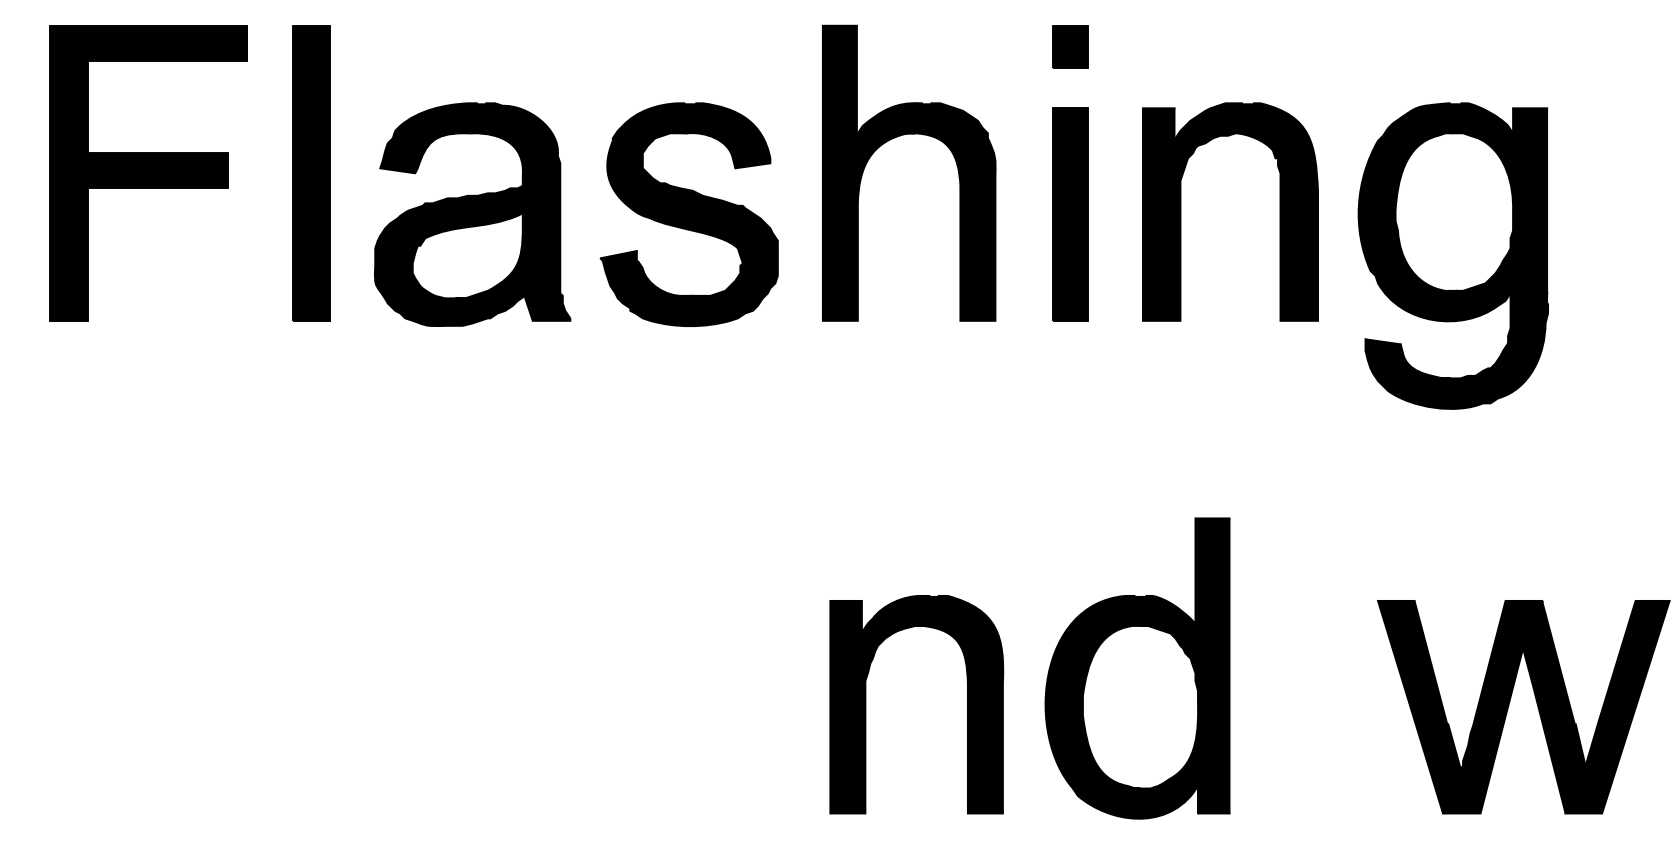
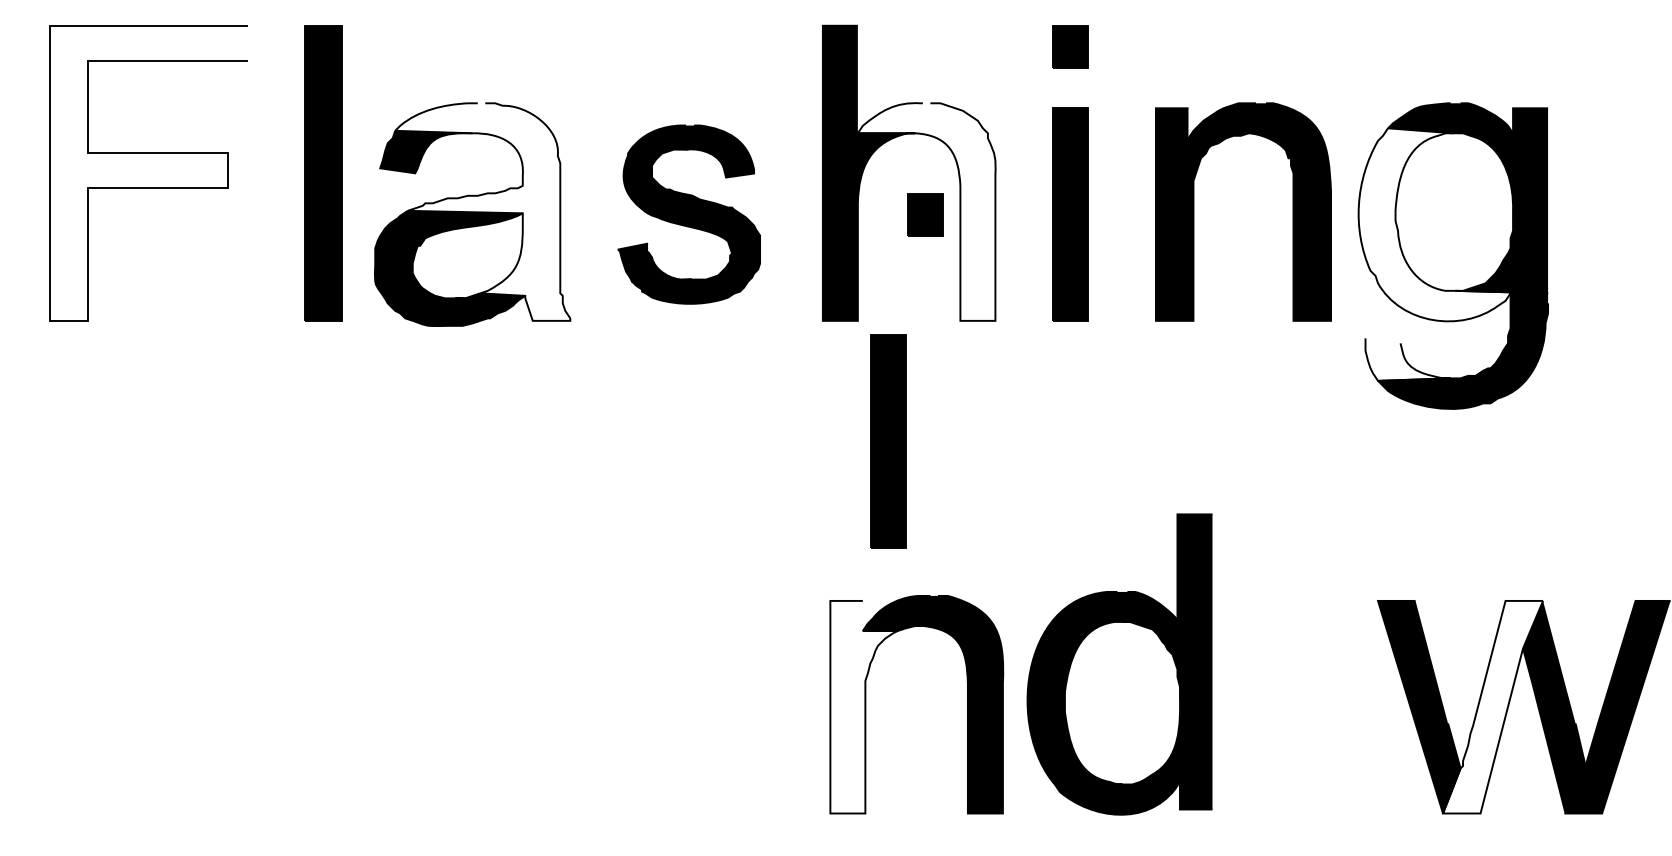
fill: present -> none (148, 172)
part position: (311, 173) -> (323, 173) (323, 173)
fill: present -> none (482, 211)
fill: present -> none (926, 211)
part position: (1181, 211) -> (1194, 211) (1194, 211)
part size: 180x225 px -> 144x181 px (688, 214)
part: none -> present (925, 214)
fill: present -> none (1453, 224)
fill: present -> none (1407, 359)
part: none -> present (888, 441)
part position: (1137, 668) -> (1119, 664) (1119, 664)
fill: present -> none (863, 706)
fill: present -> none (1493, 706)
